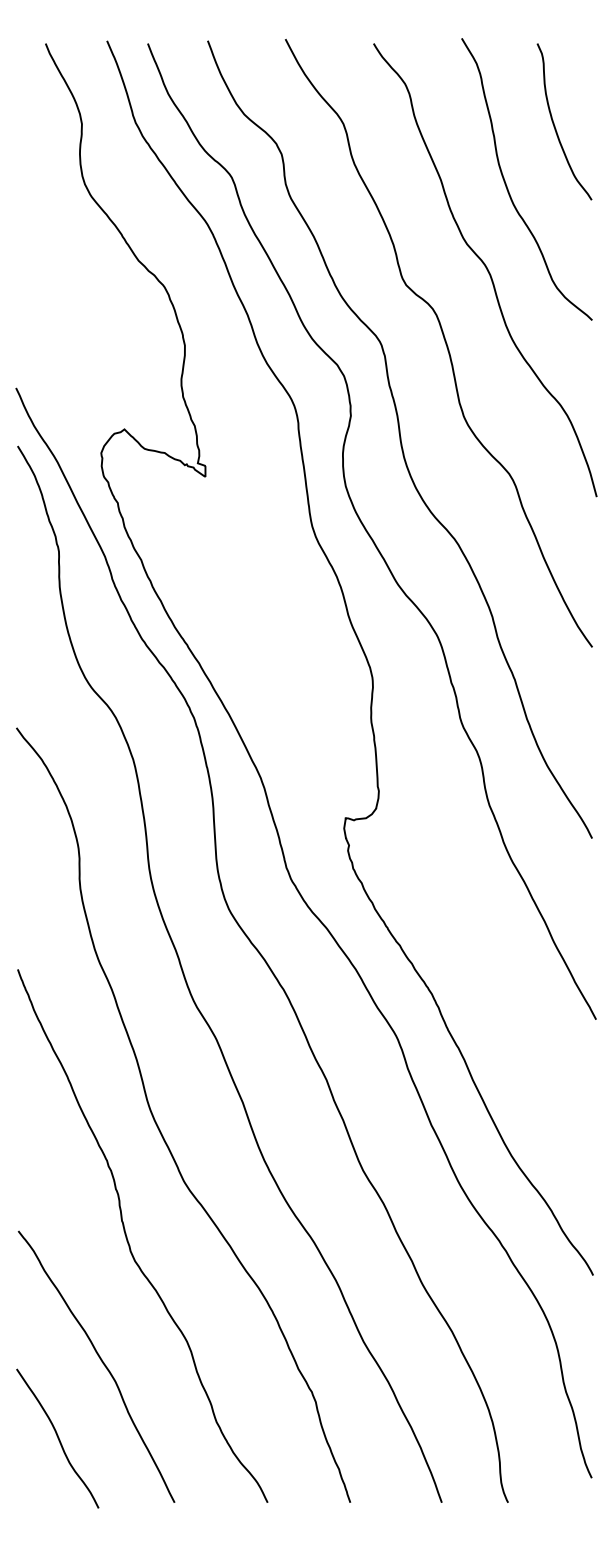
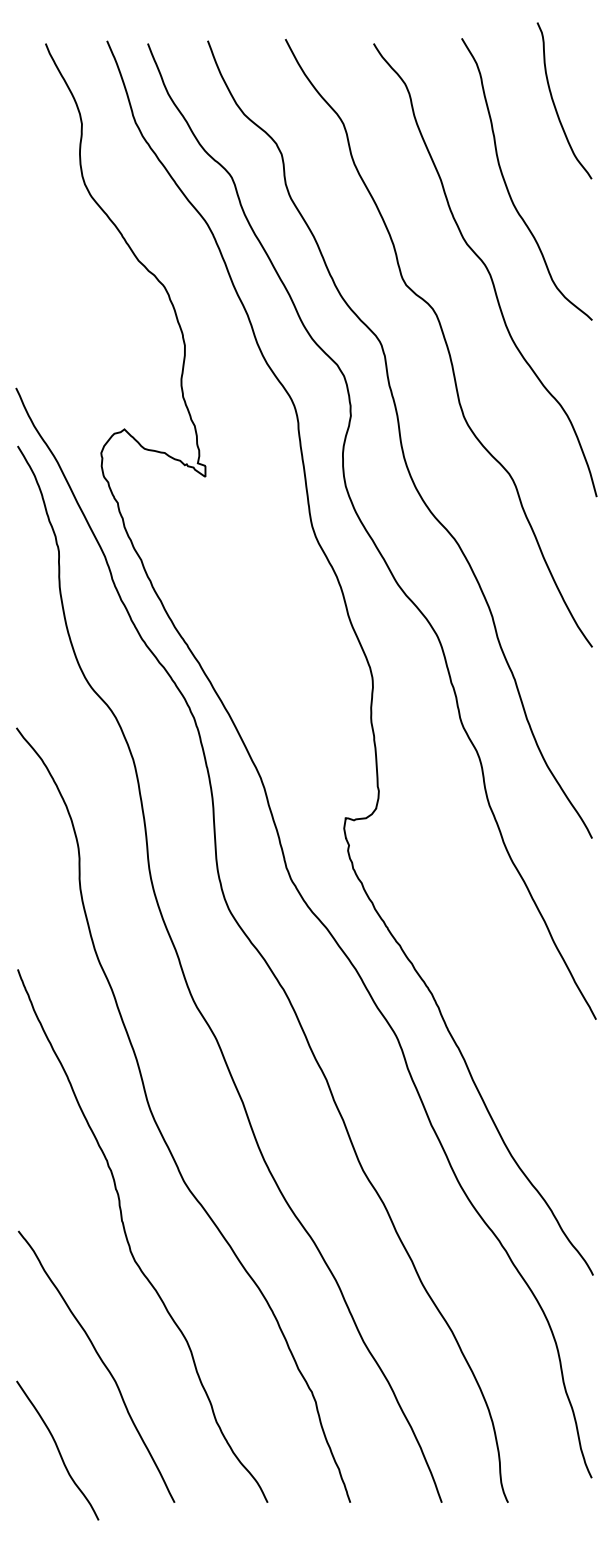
curve position: (555, 125) -> (555, 104) (555, 104)
curve position: (57, 1438) -> (57, 1450) (57, 1450)
